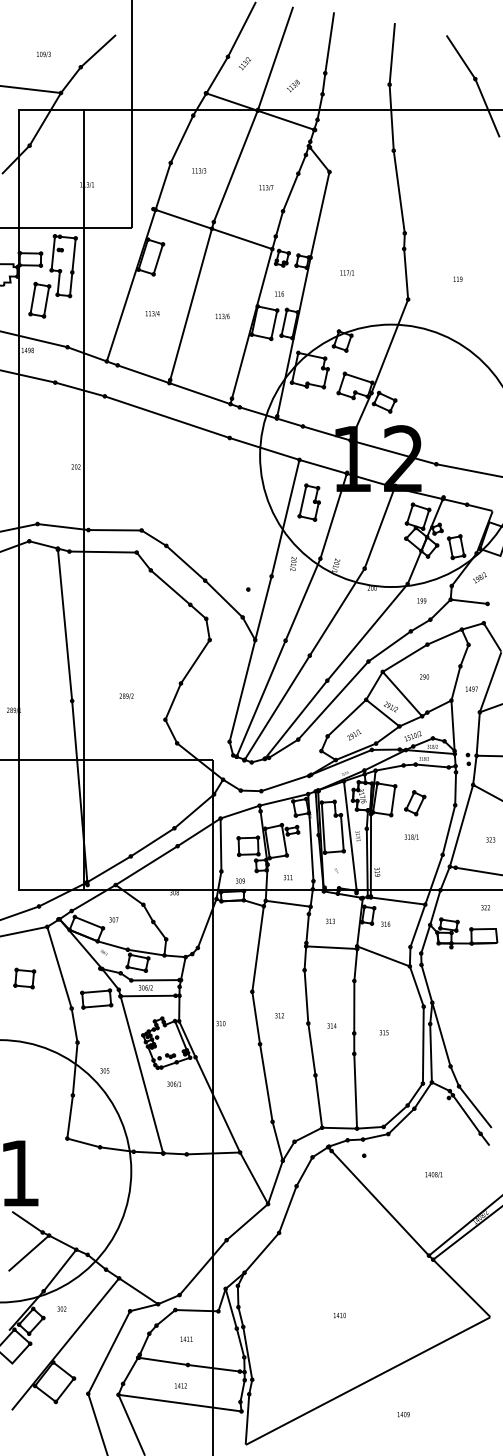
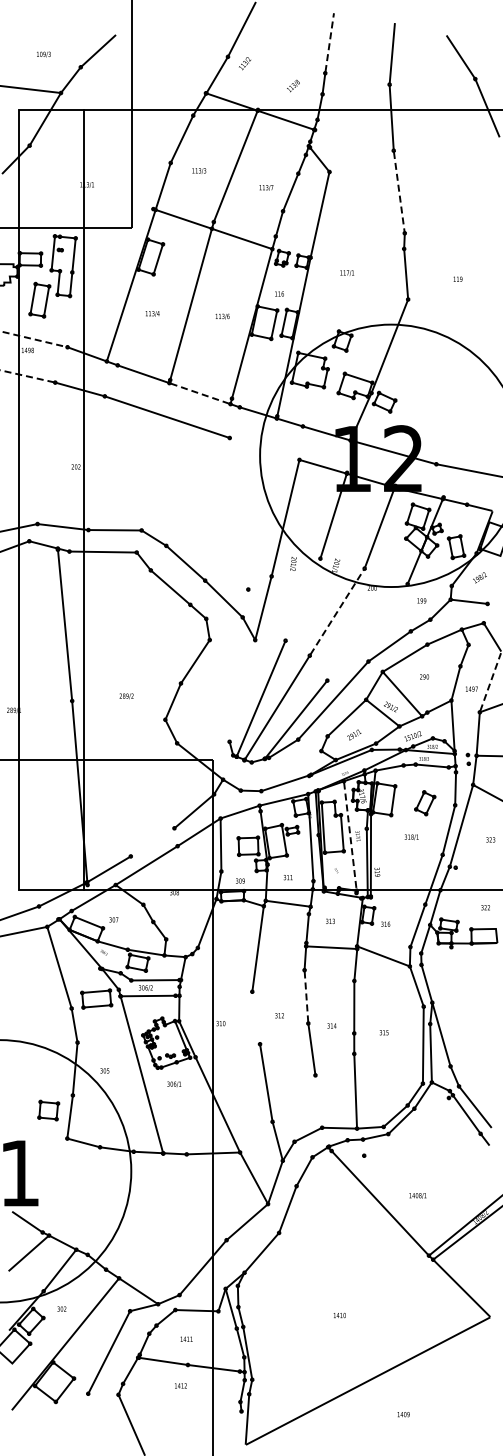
line: solid -> dashed (329, 42)
line: present -> none (275, 57)
line: solid -> dashed (399, 192)
line: solid -> dashed (33, 339)
line: solid -> dashed (27, 376)
line: solid -> dashed (199, 393)
line: present -> none (264, 448)
part: present -> none (308, 502)
line: present -> none (302, 599)
line: solid -> dashed (337, 611)
line: present -> none (367, 632)
line: solid -> dashed (490, 682)
line: present -> none (241, 690)
part position: (415, 803) -> (425, 803) (425, 803)
line: solid -> dashed (350, 836)
line: present -> none (152, 842)
line: present -> none (475, 870)
line: present -> none (398, 900)
part position: (24, 978) -> (48, 1110) (48, 1110)
line: solid -> dashed (306, 997)
line: present -> none (255, 1017)
line: present -> none (318, 1101)
text position: (433, 1174) -> (417, 1195) (417, 1195)
line: present -> none (179, 1403)
line: present -> none (97, 1423)
